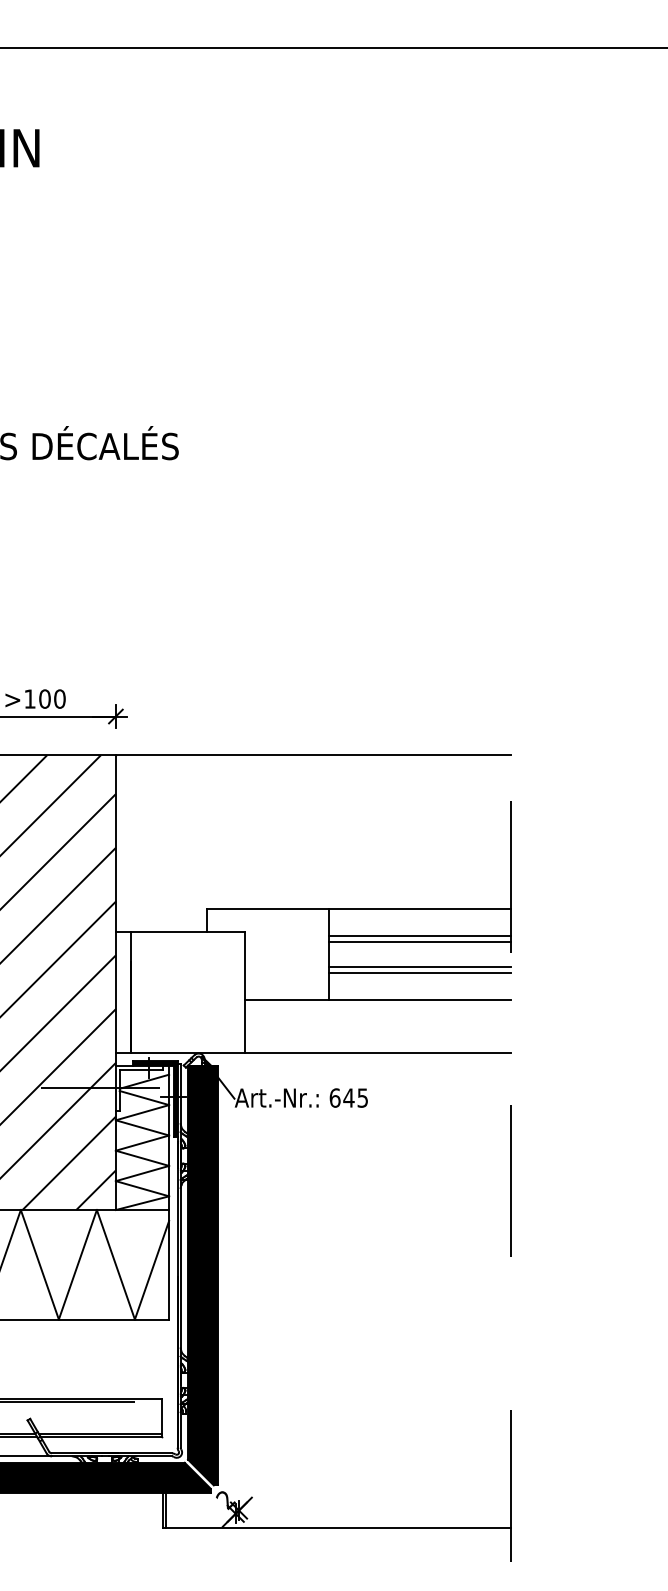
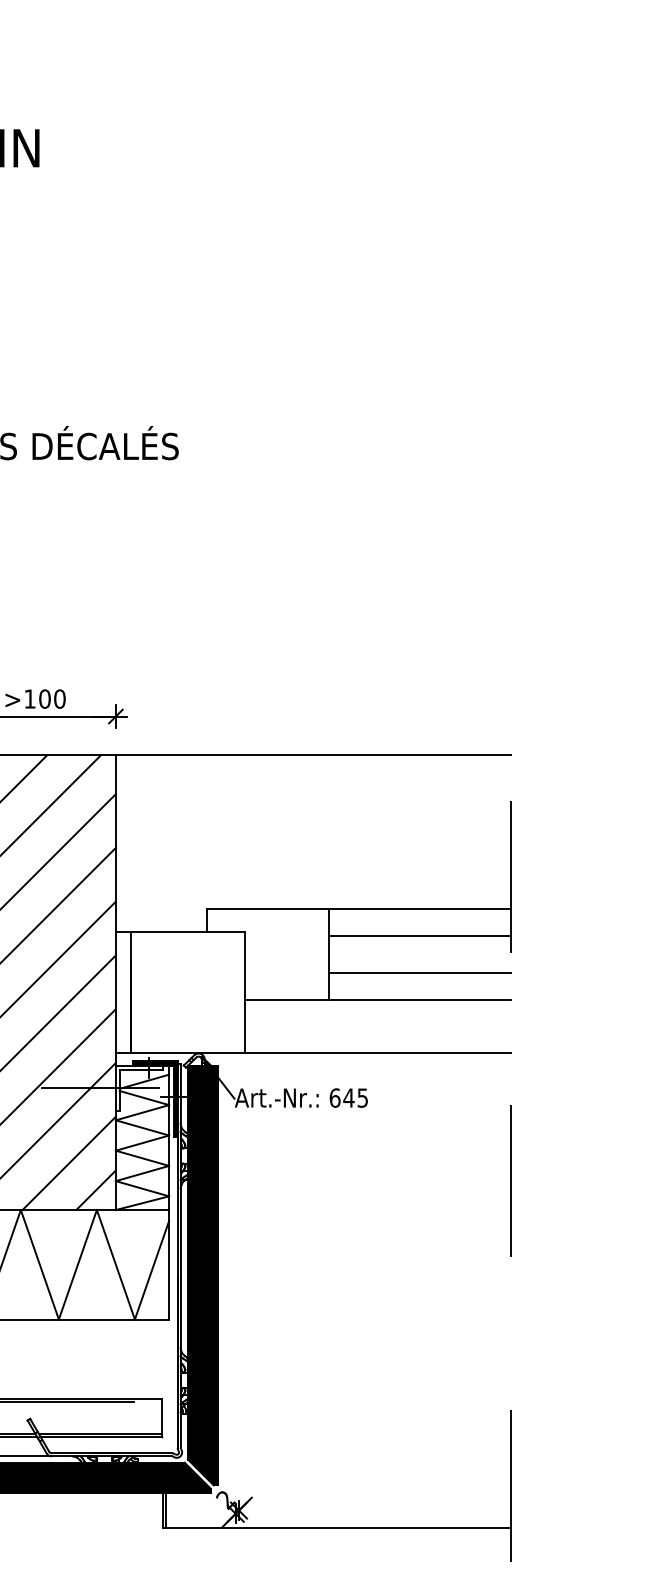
line: present -> none (333, 47)
line: present -> none (419, 942)
line: present -> none (419, 966)
